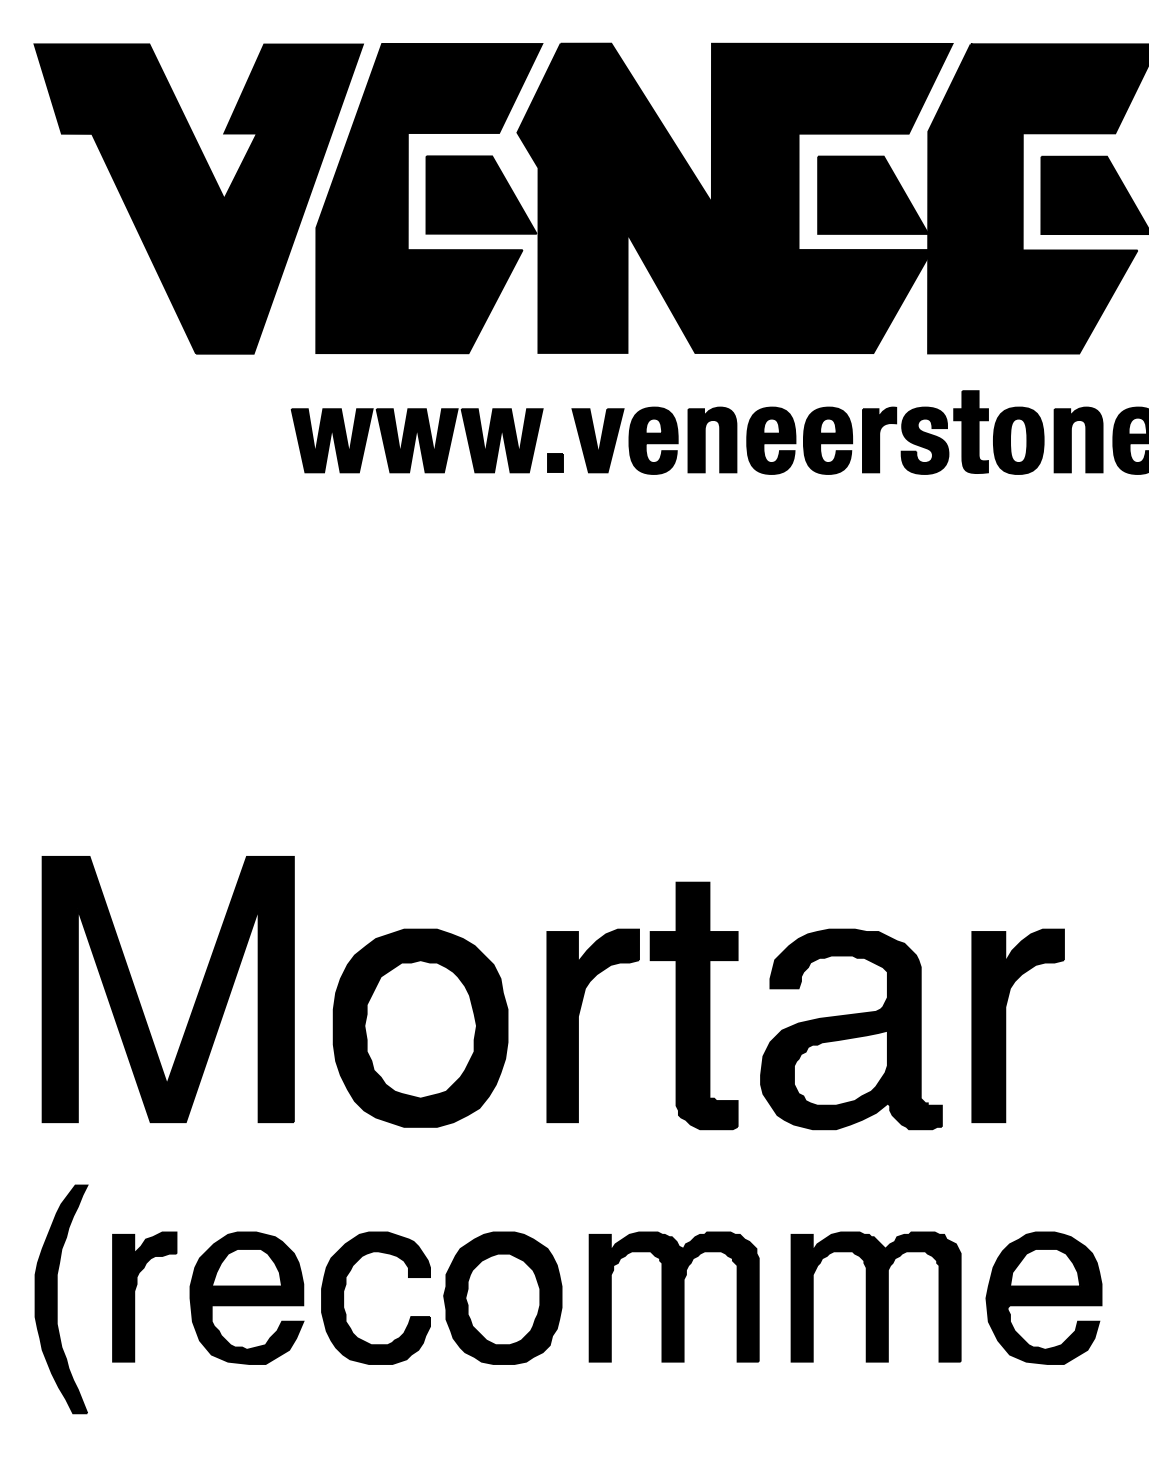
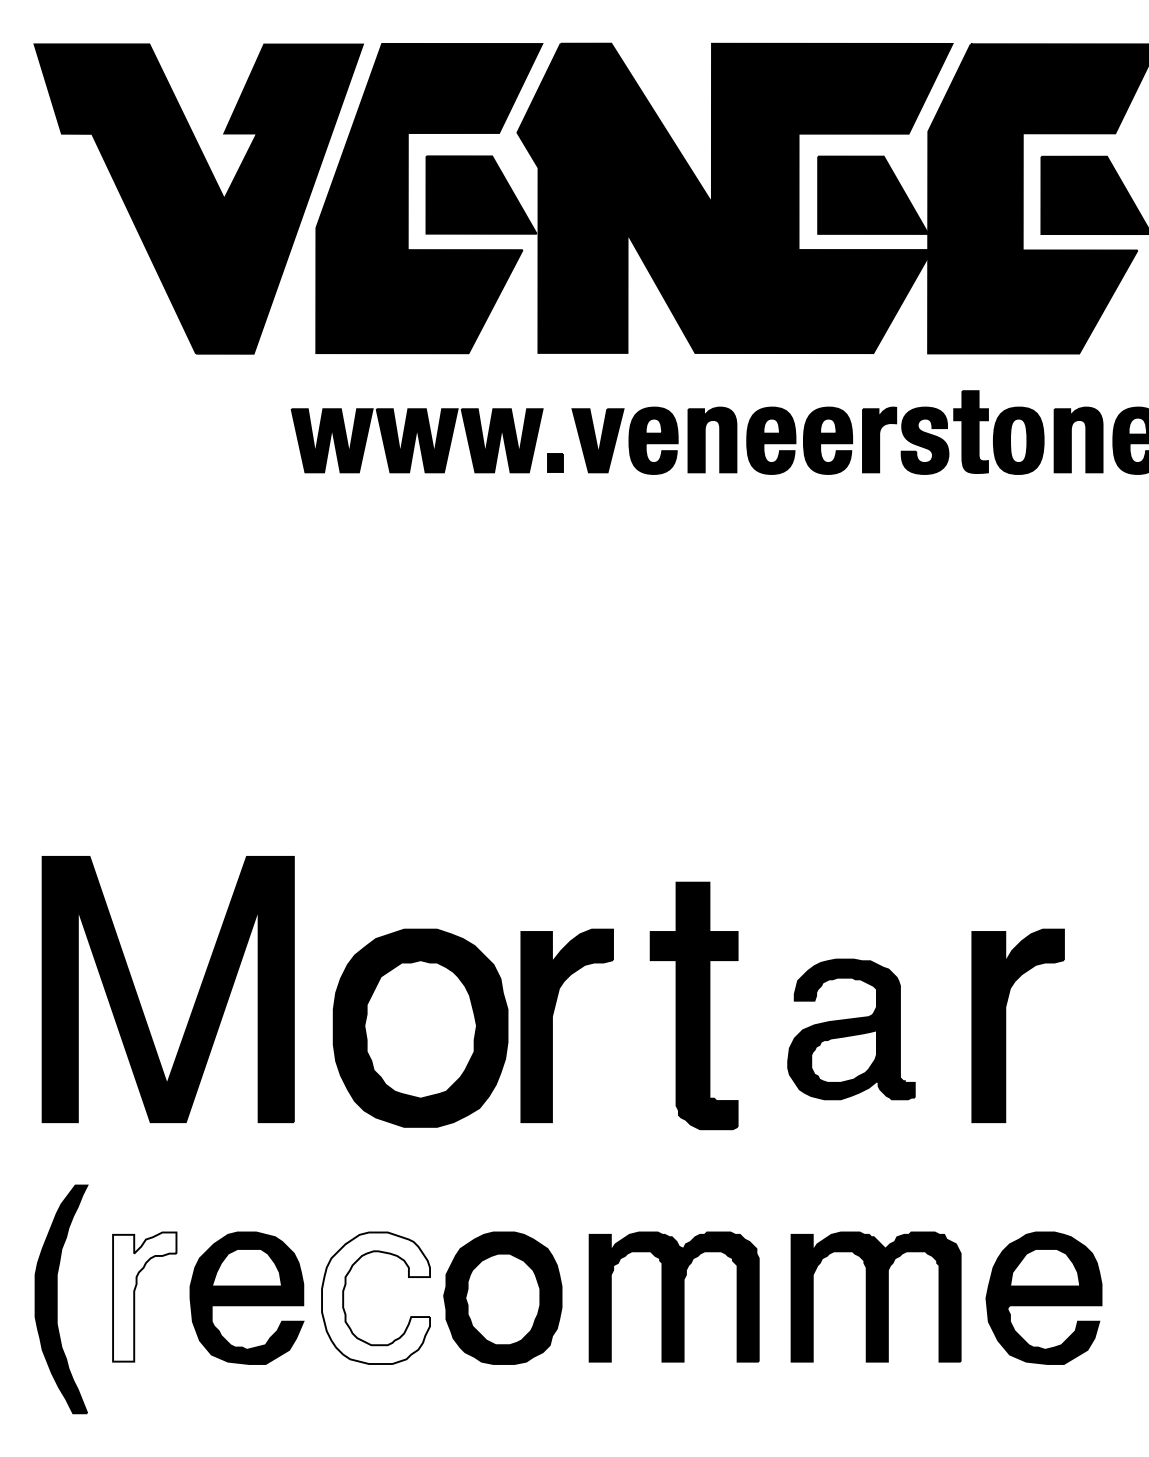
part position: (578, 1025) -> (552, 1025) (552, 1025)
part size: 183x203 px -> 129x143 px (851, 1029)
fill: present -> none (144, 1296)
fill: present -> none (376, 1298)
